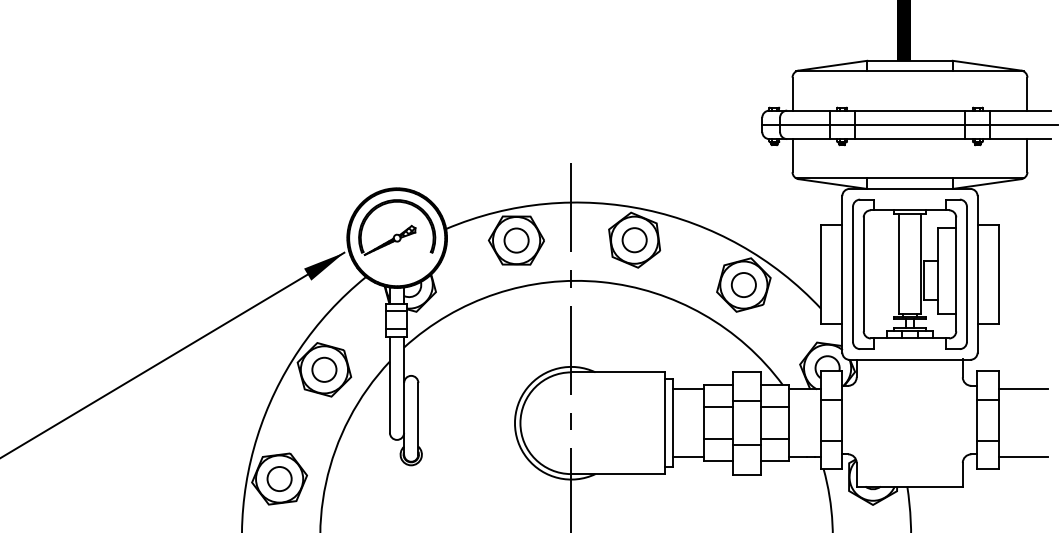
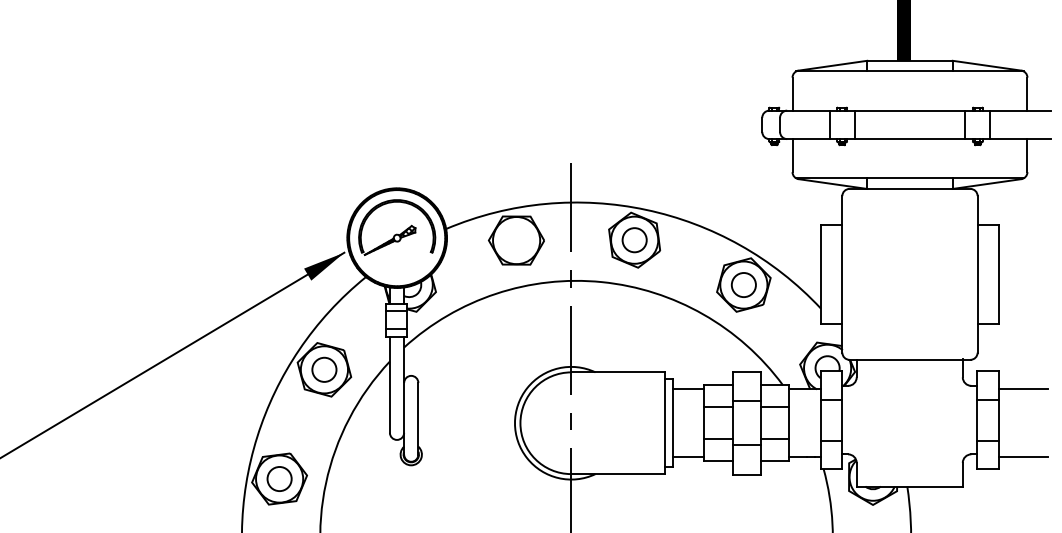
line: present -> none (909, 124)
circle: present -> none (516, 240)
part: present -> none (909, 273)
